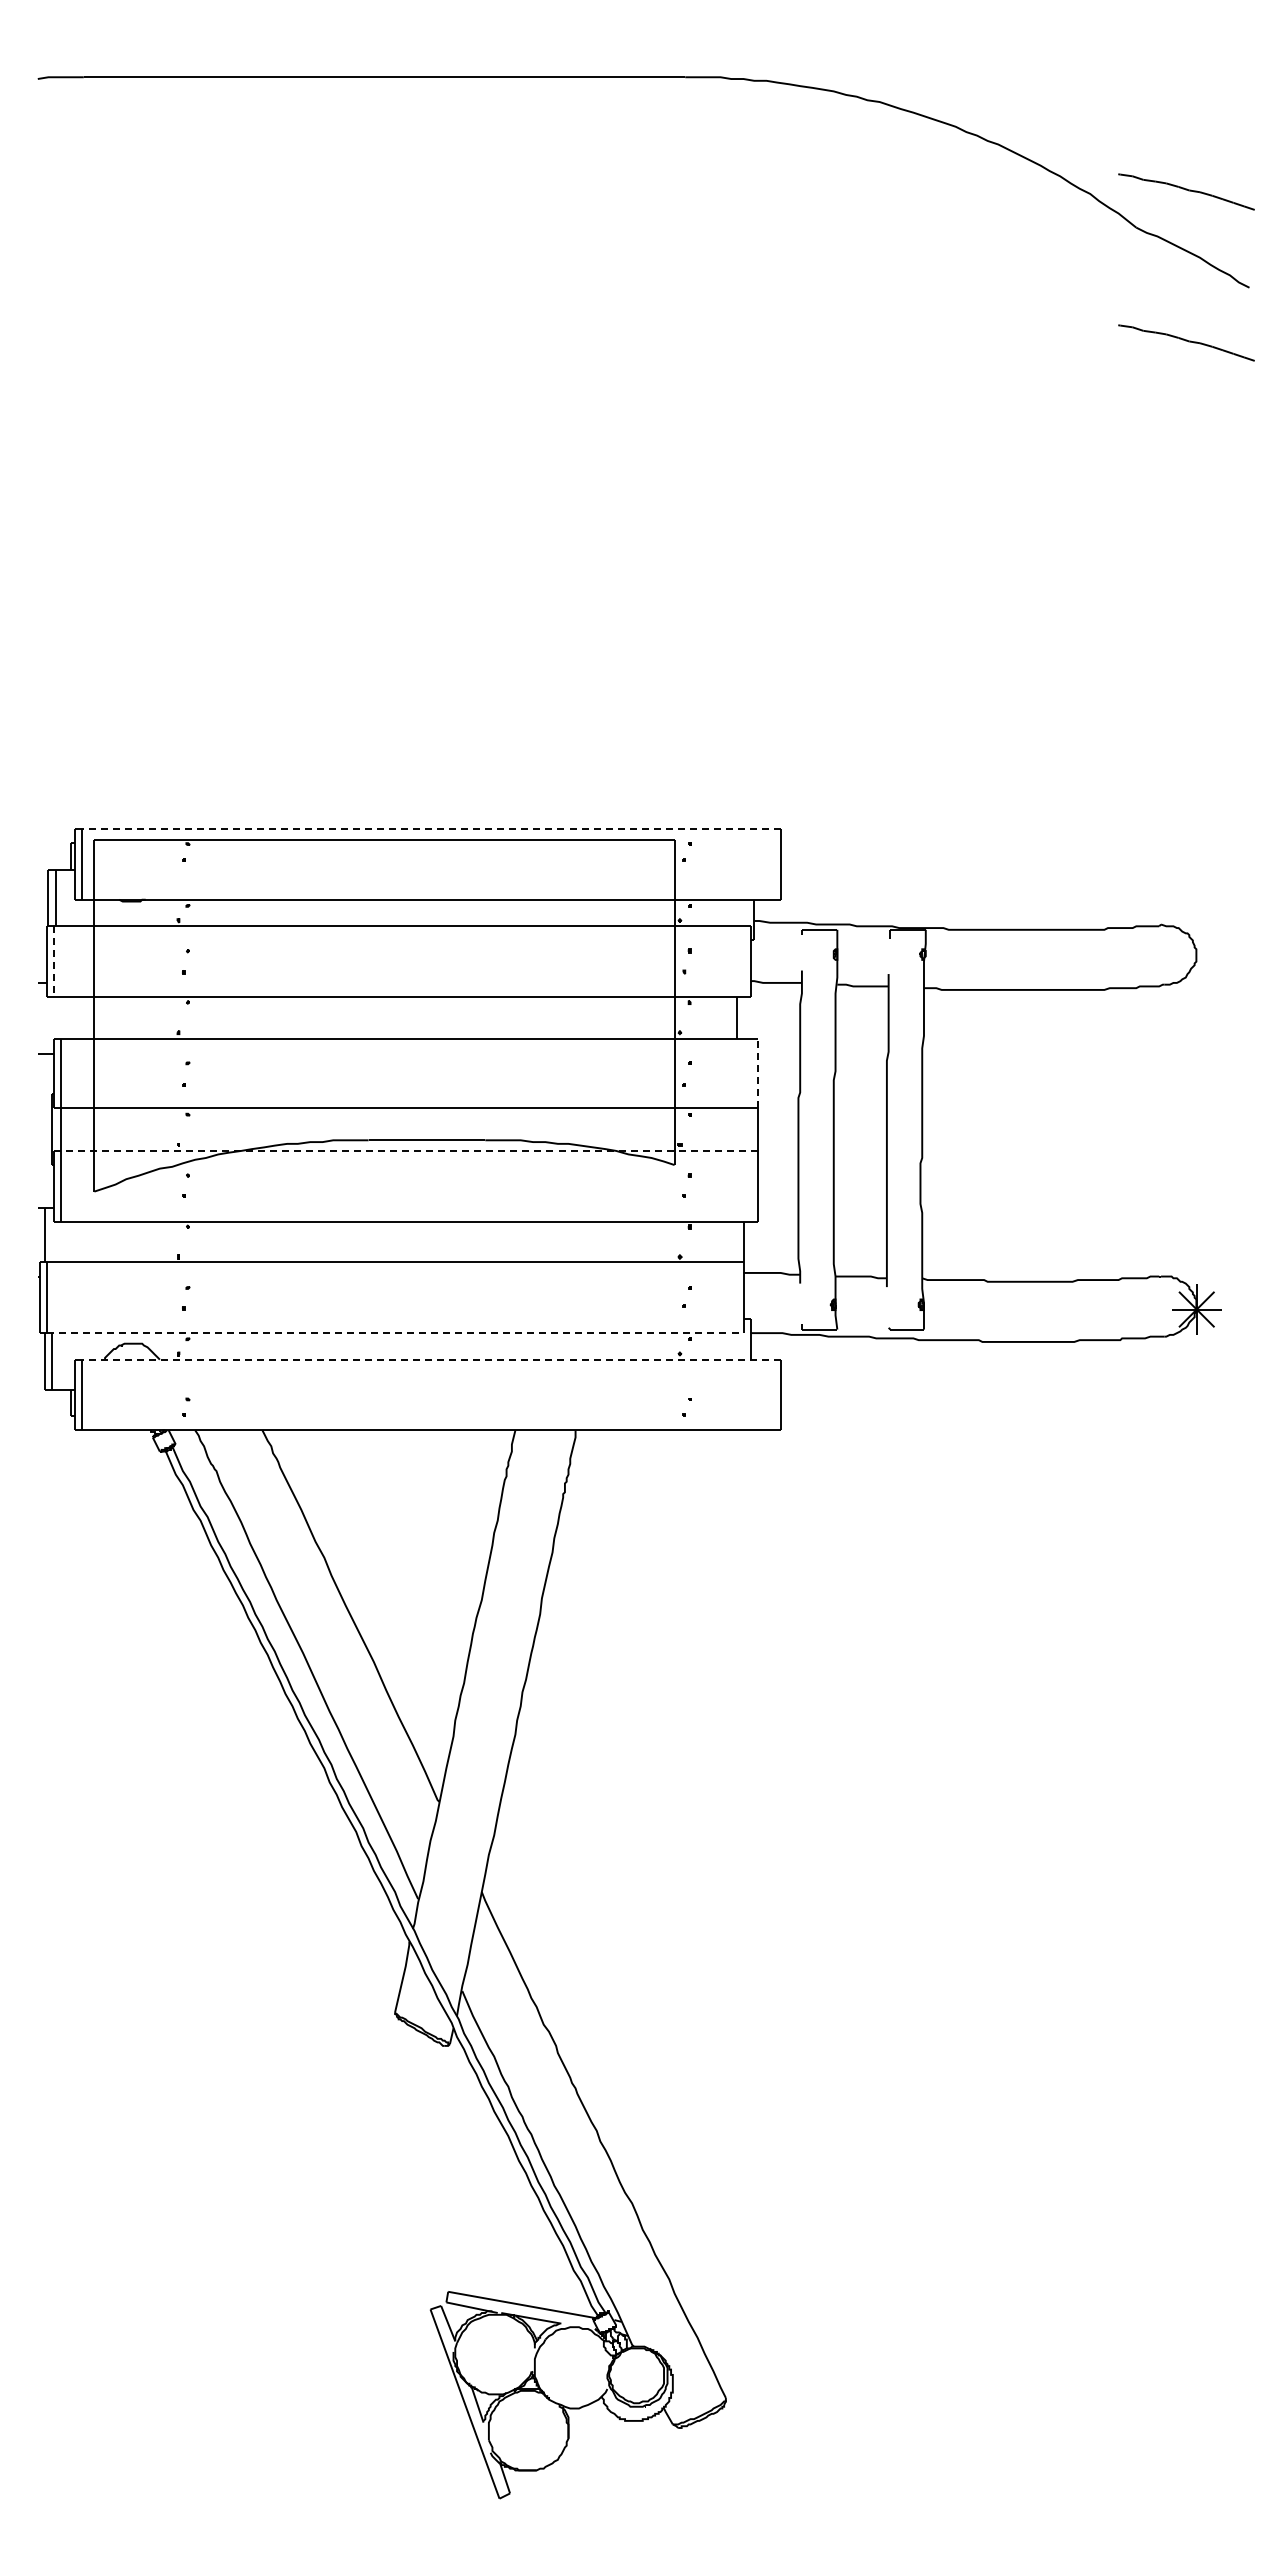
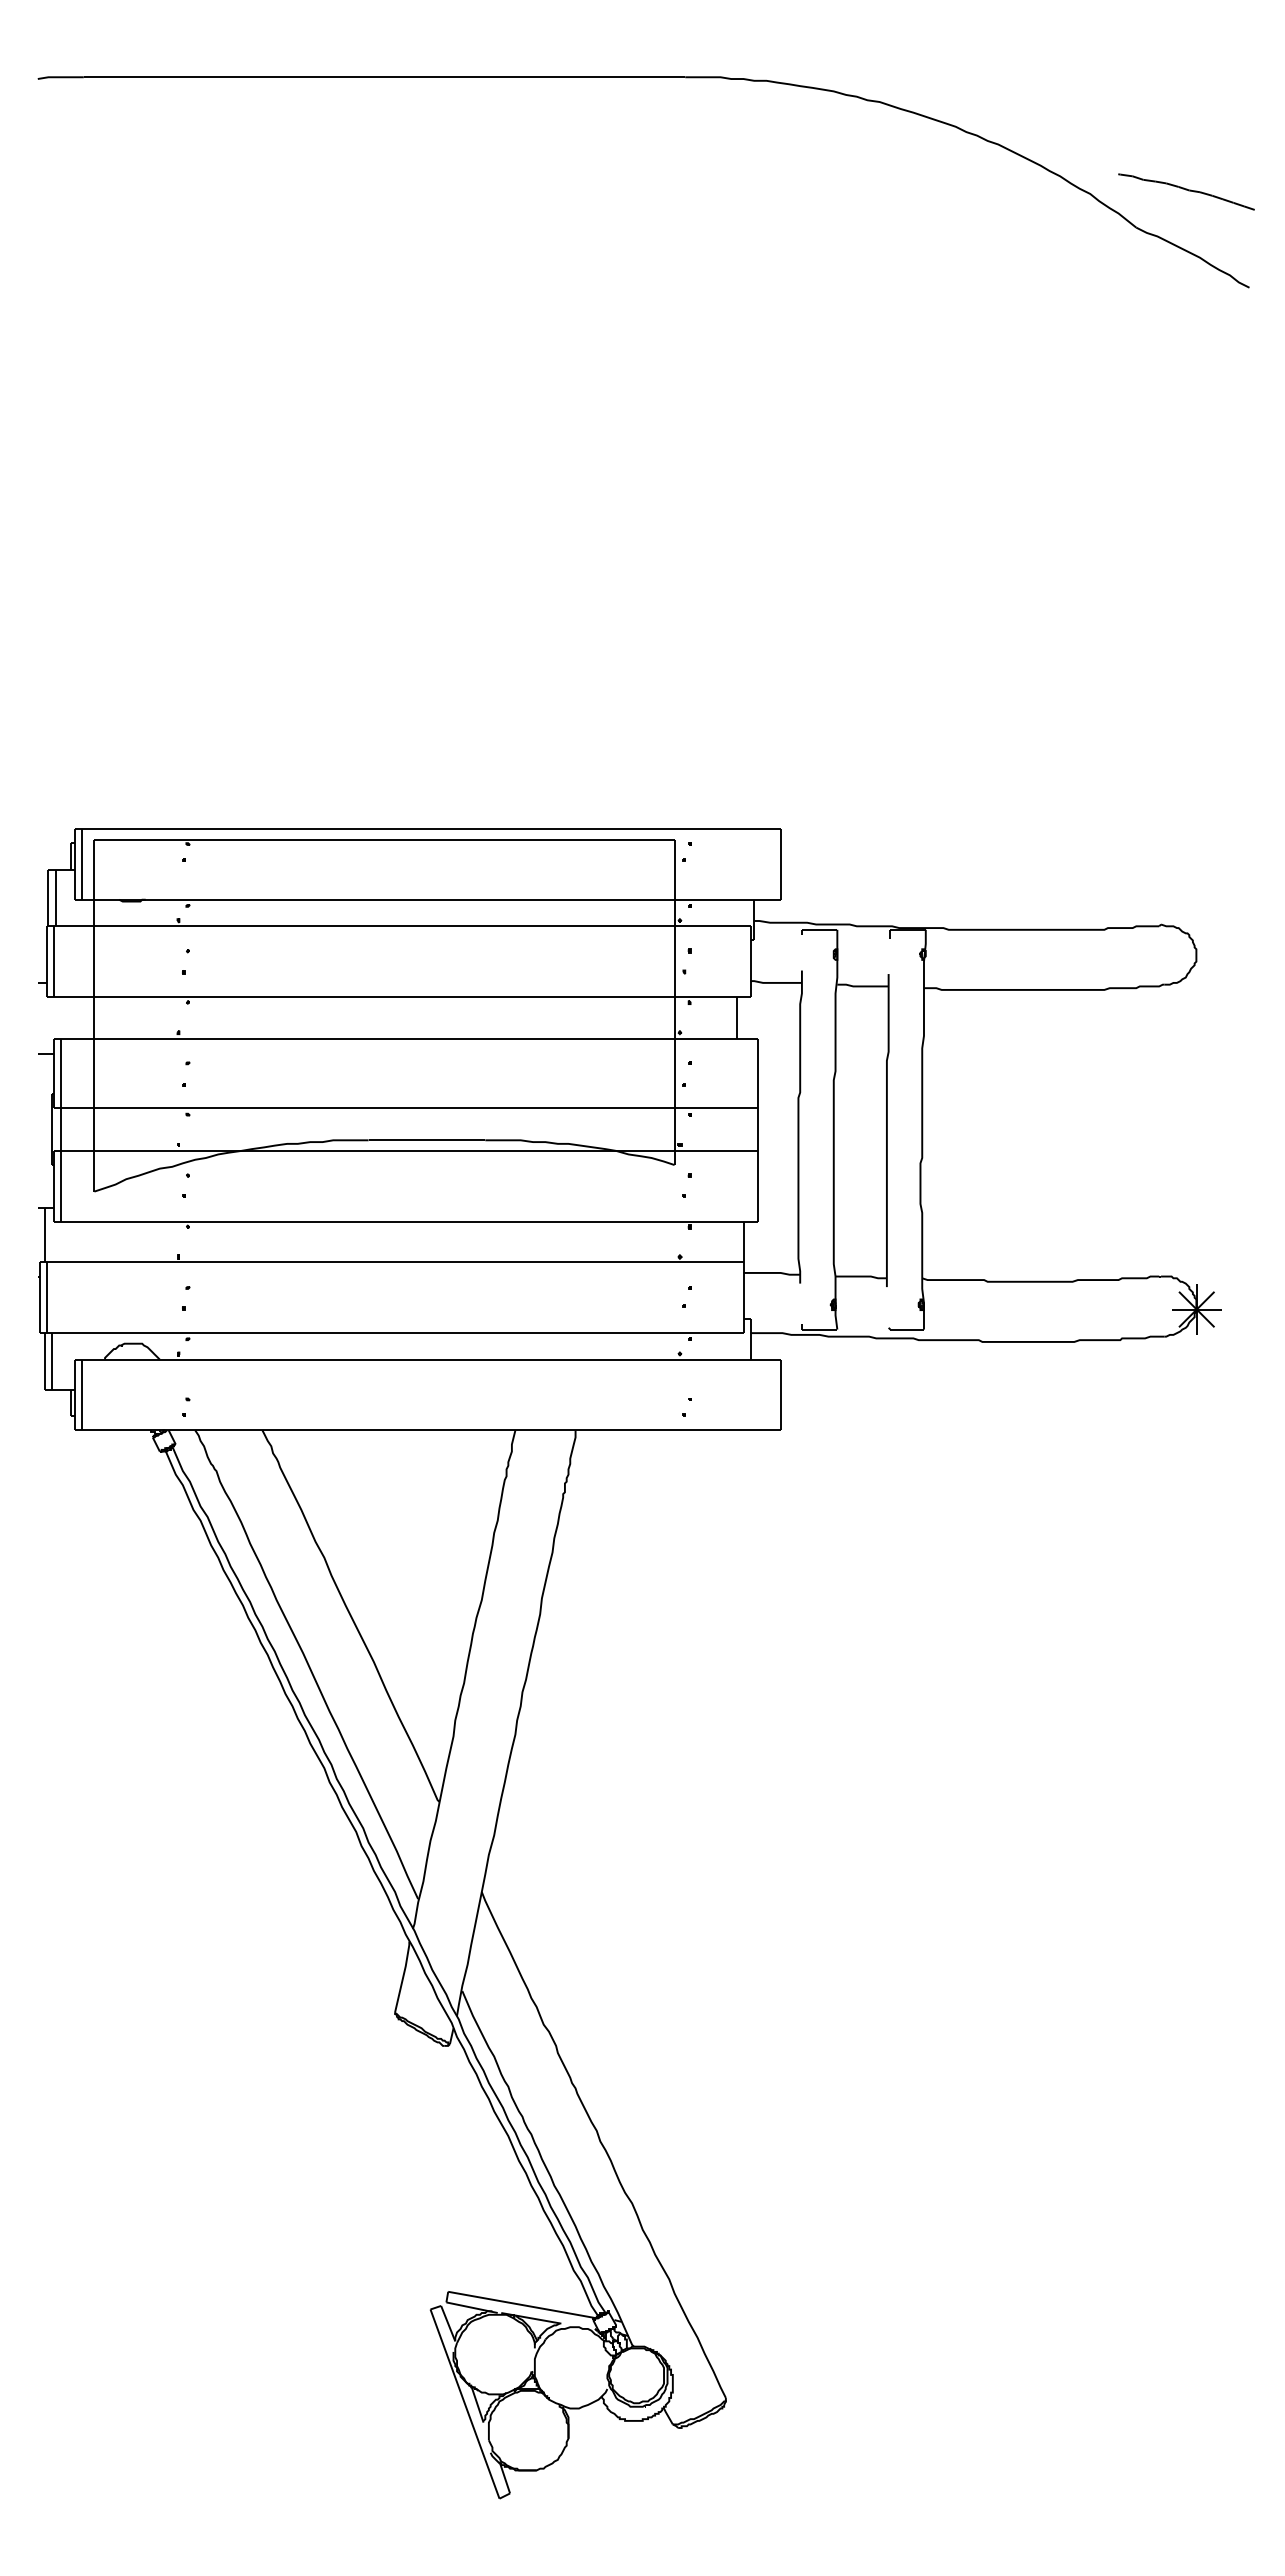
curve: present -> none (1186, 341)
line: dashed -> solid (430, 828)
line: dashed -> solid (53, 962)
line: dashed -> solid (757, 1073)
line: dashed -> solid (408, 1150)
line: dashed -> solid (395, 1333)
line: dashed -> solid (430, 1359)
